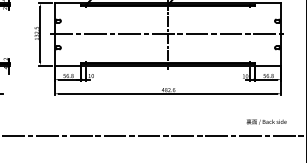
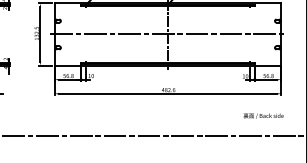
text position: (266, 121) -> (263, 115) (263, 115)
